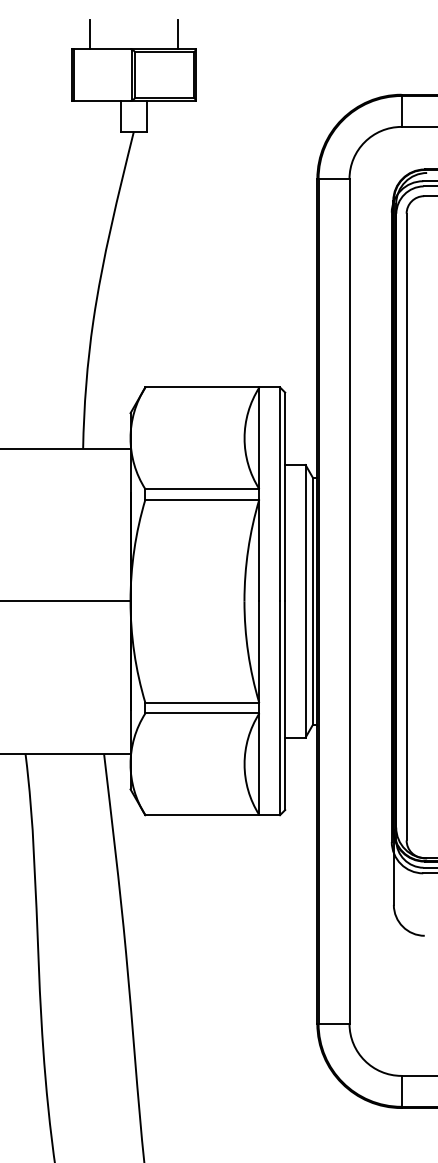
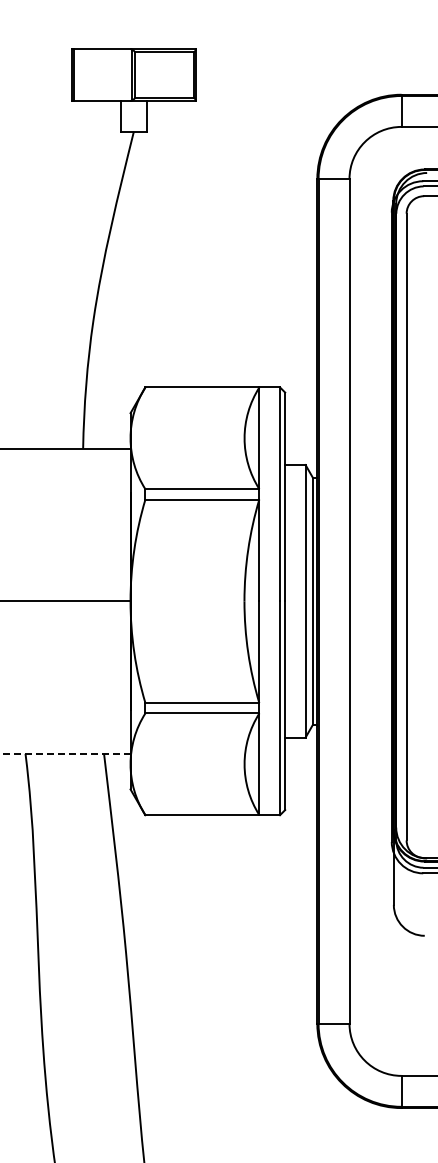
line: present -> none (90, 34)
line: present -> none (177, 34)
line: solid -> dashed (65, 753)
